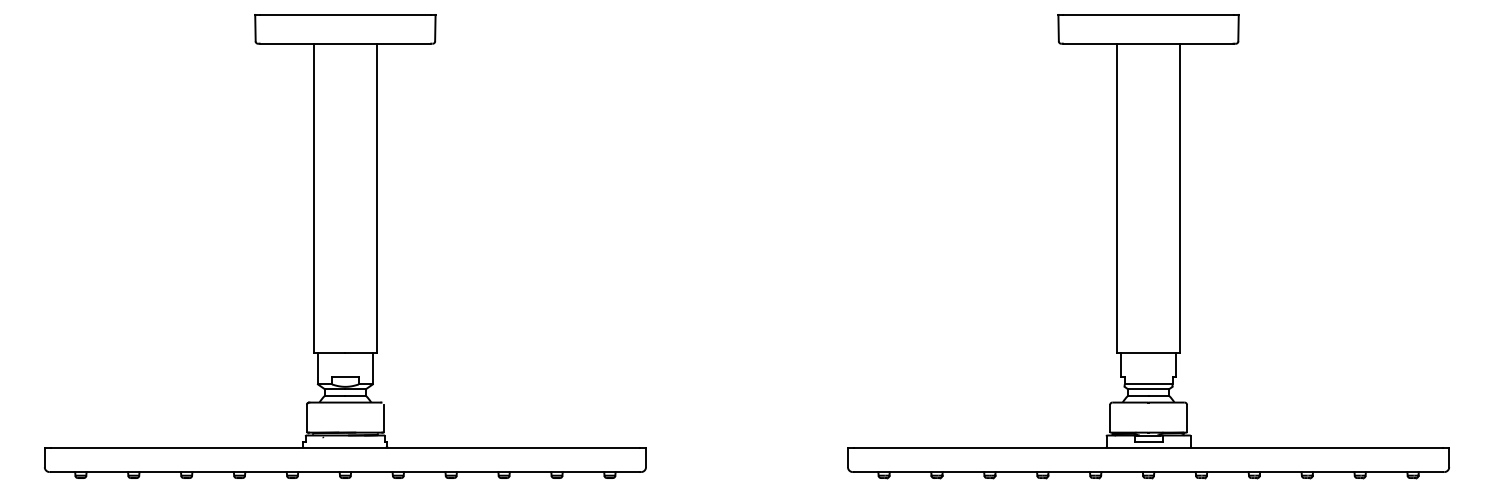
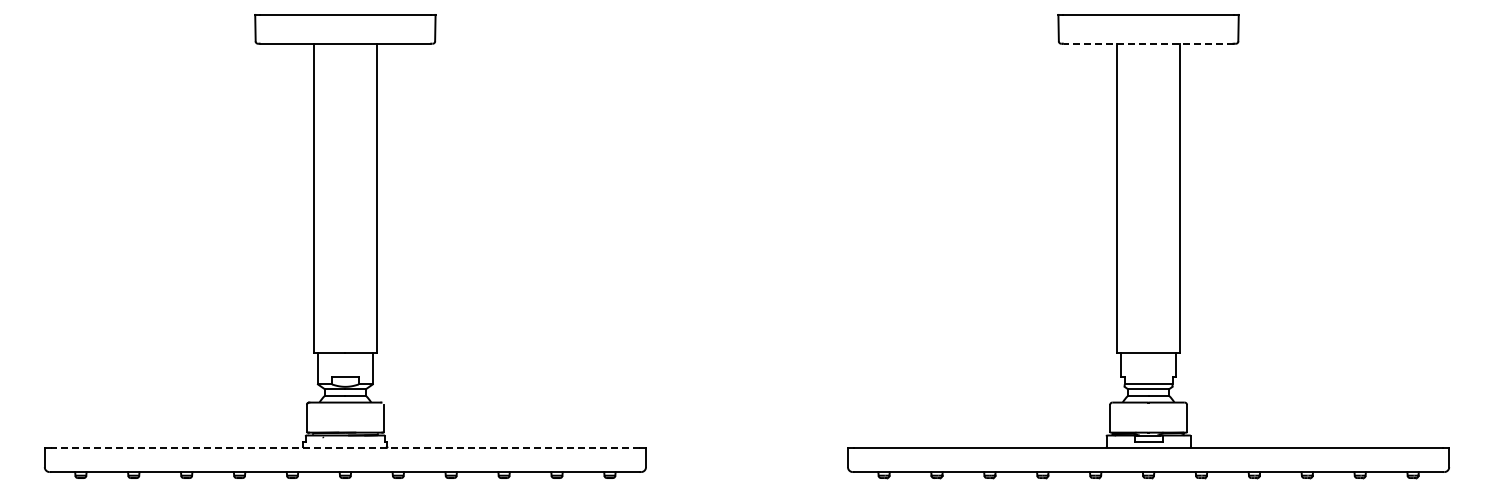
line: solid -> dashed (1148, 43)
line: solid -> dashed (344, 447)
